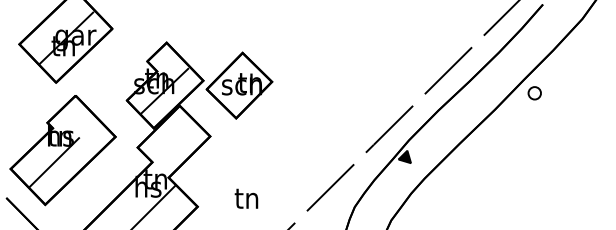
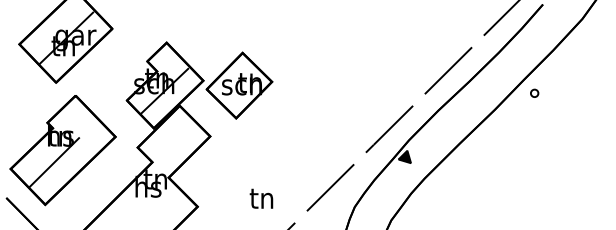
part size: 15x15 px -> 10x10 px (534, 92)
text position: (246, 198) -> (261, 198) (261, 198)
line: present -> none (154, 205)
